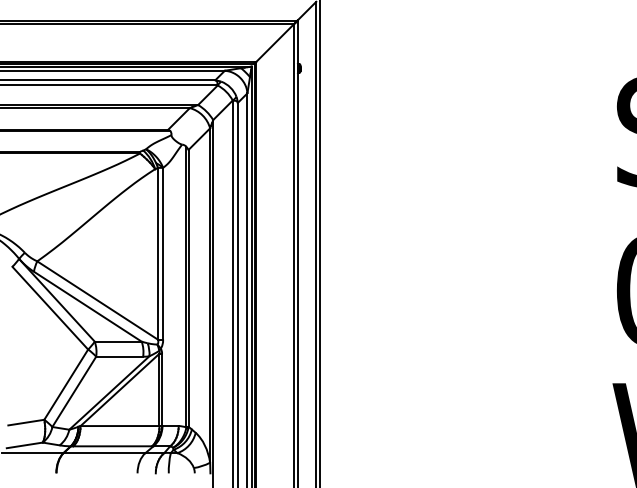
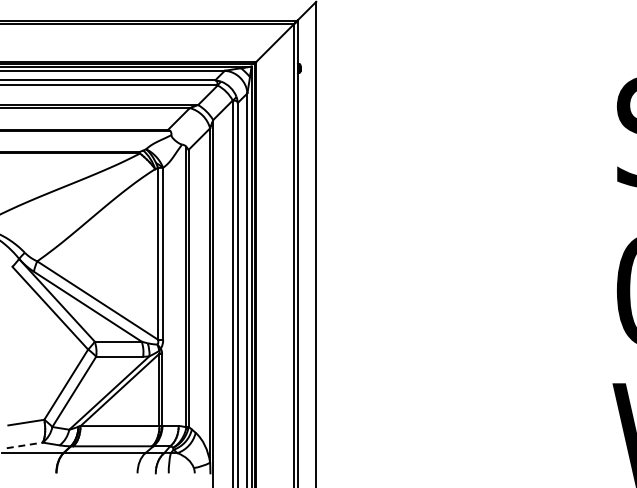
line: present -> none (319, 243)
line: solid -> dashed (25, 445)
